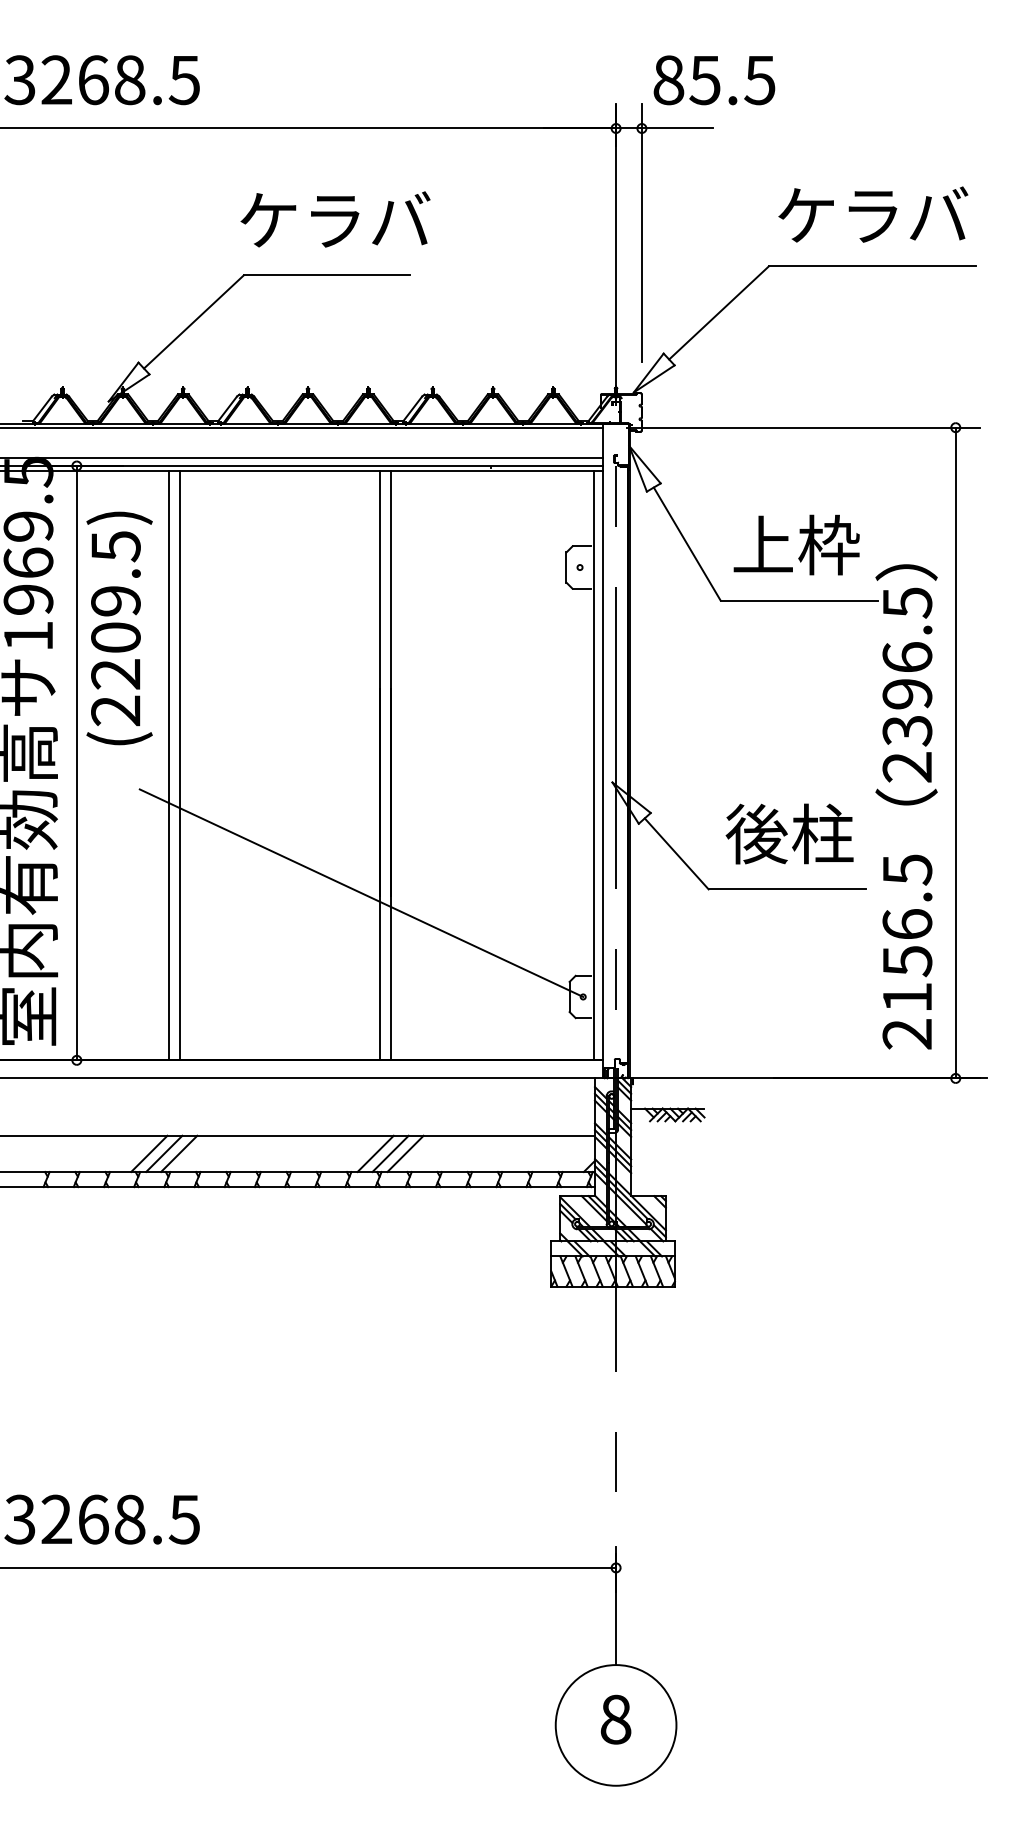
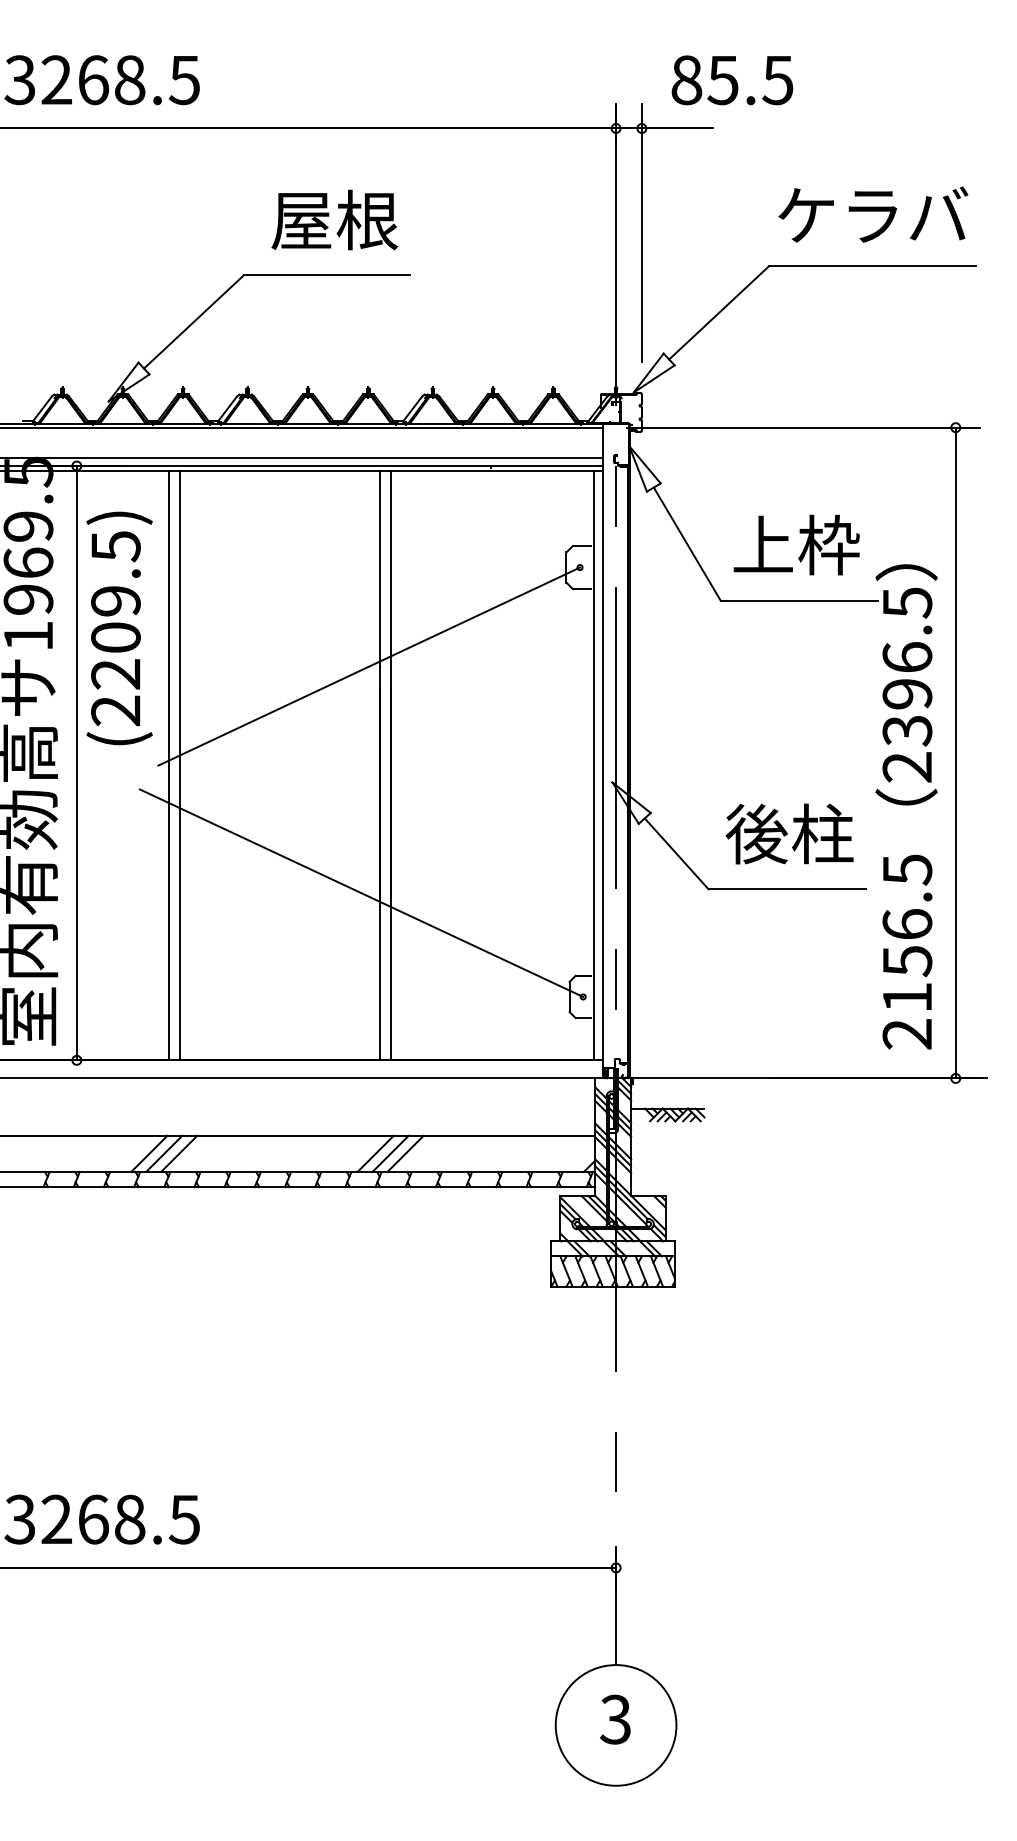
text position: (714, 80) -> (732, 80) (732, 80)
text: ケラバ -> 屋根 (335, 219)
line: none -> present (369, 666)
text: 8 -> 3 (615, 1719)
